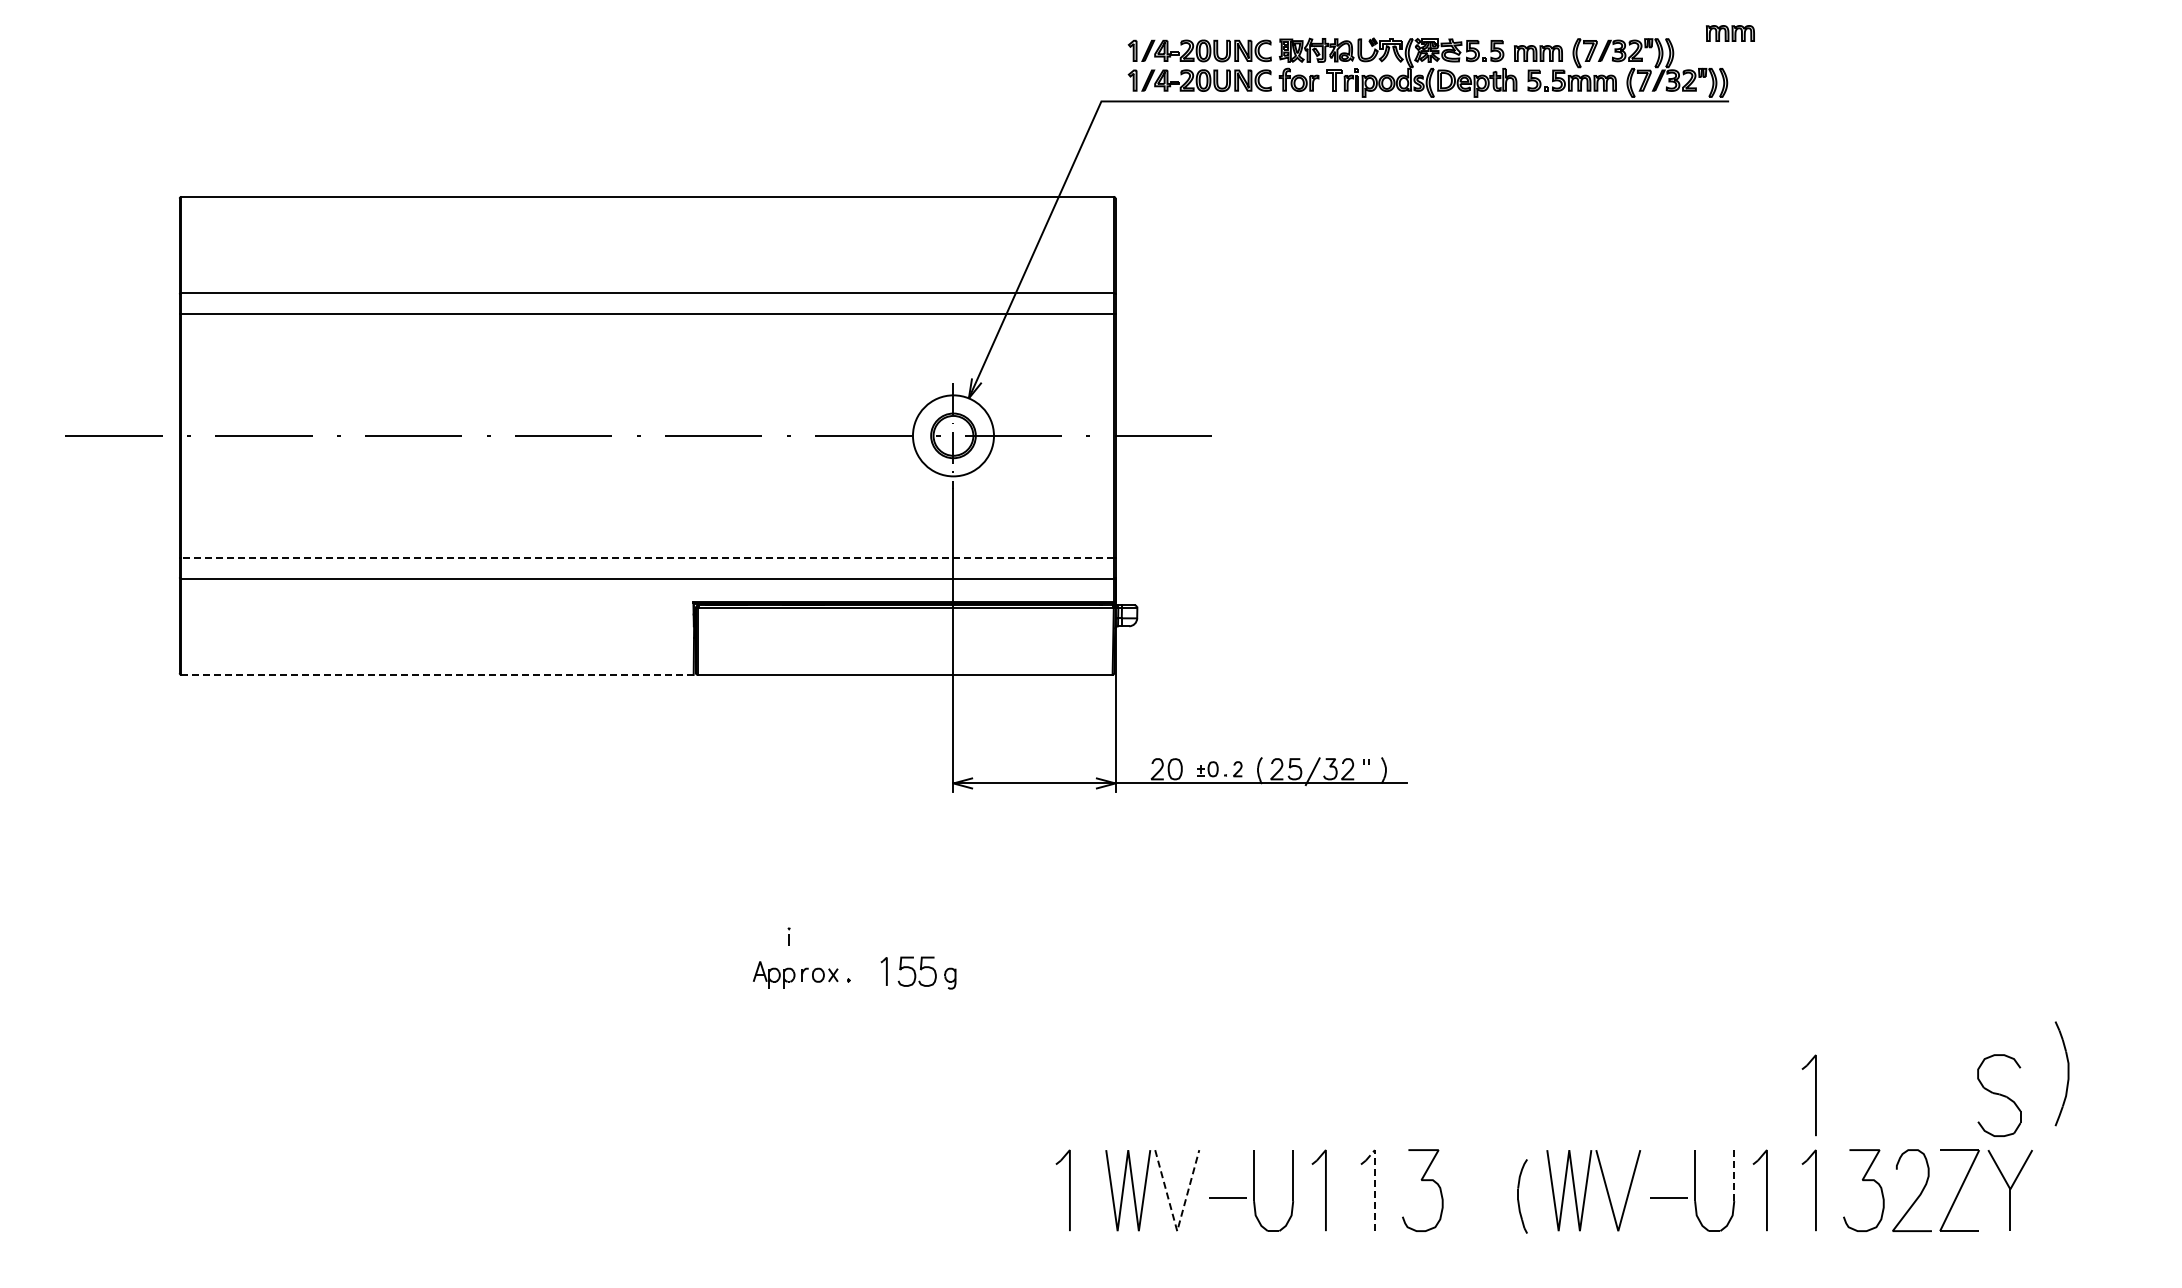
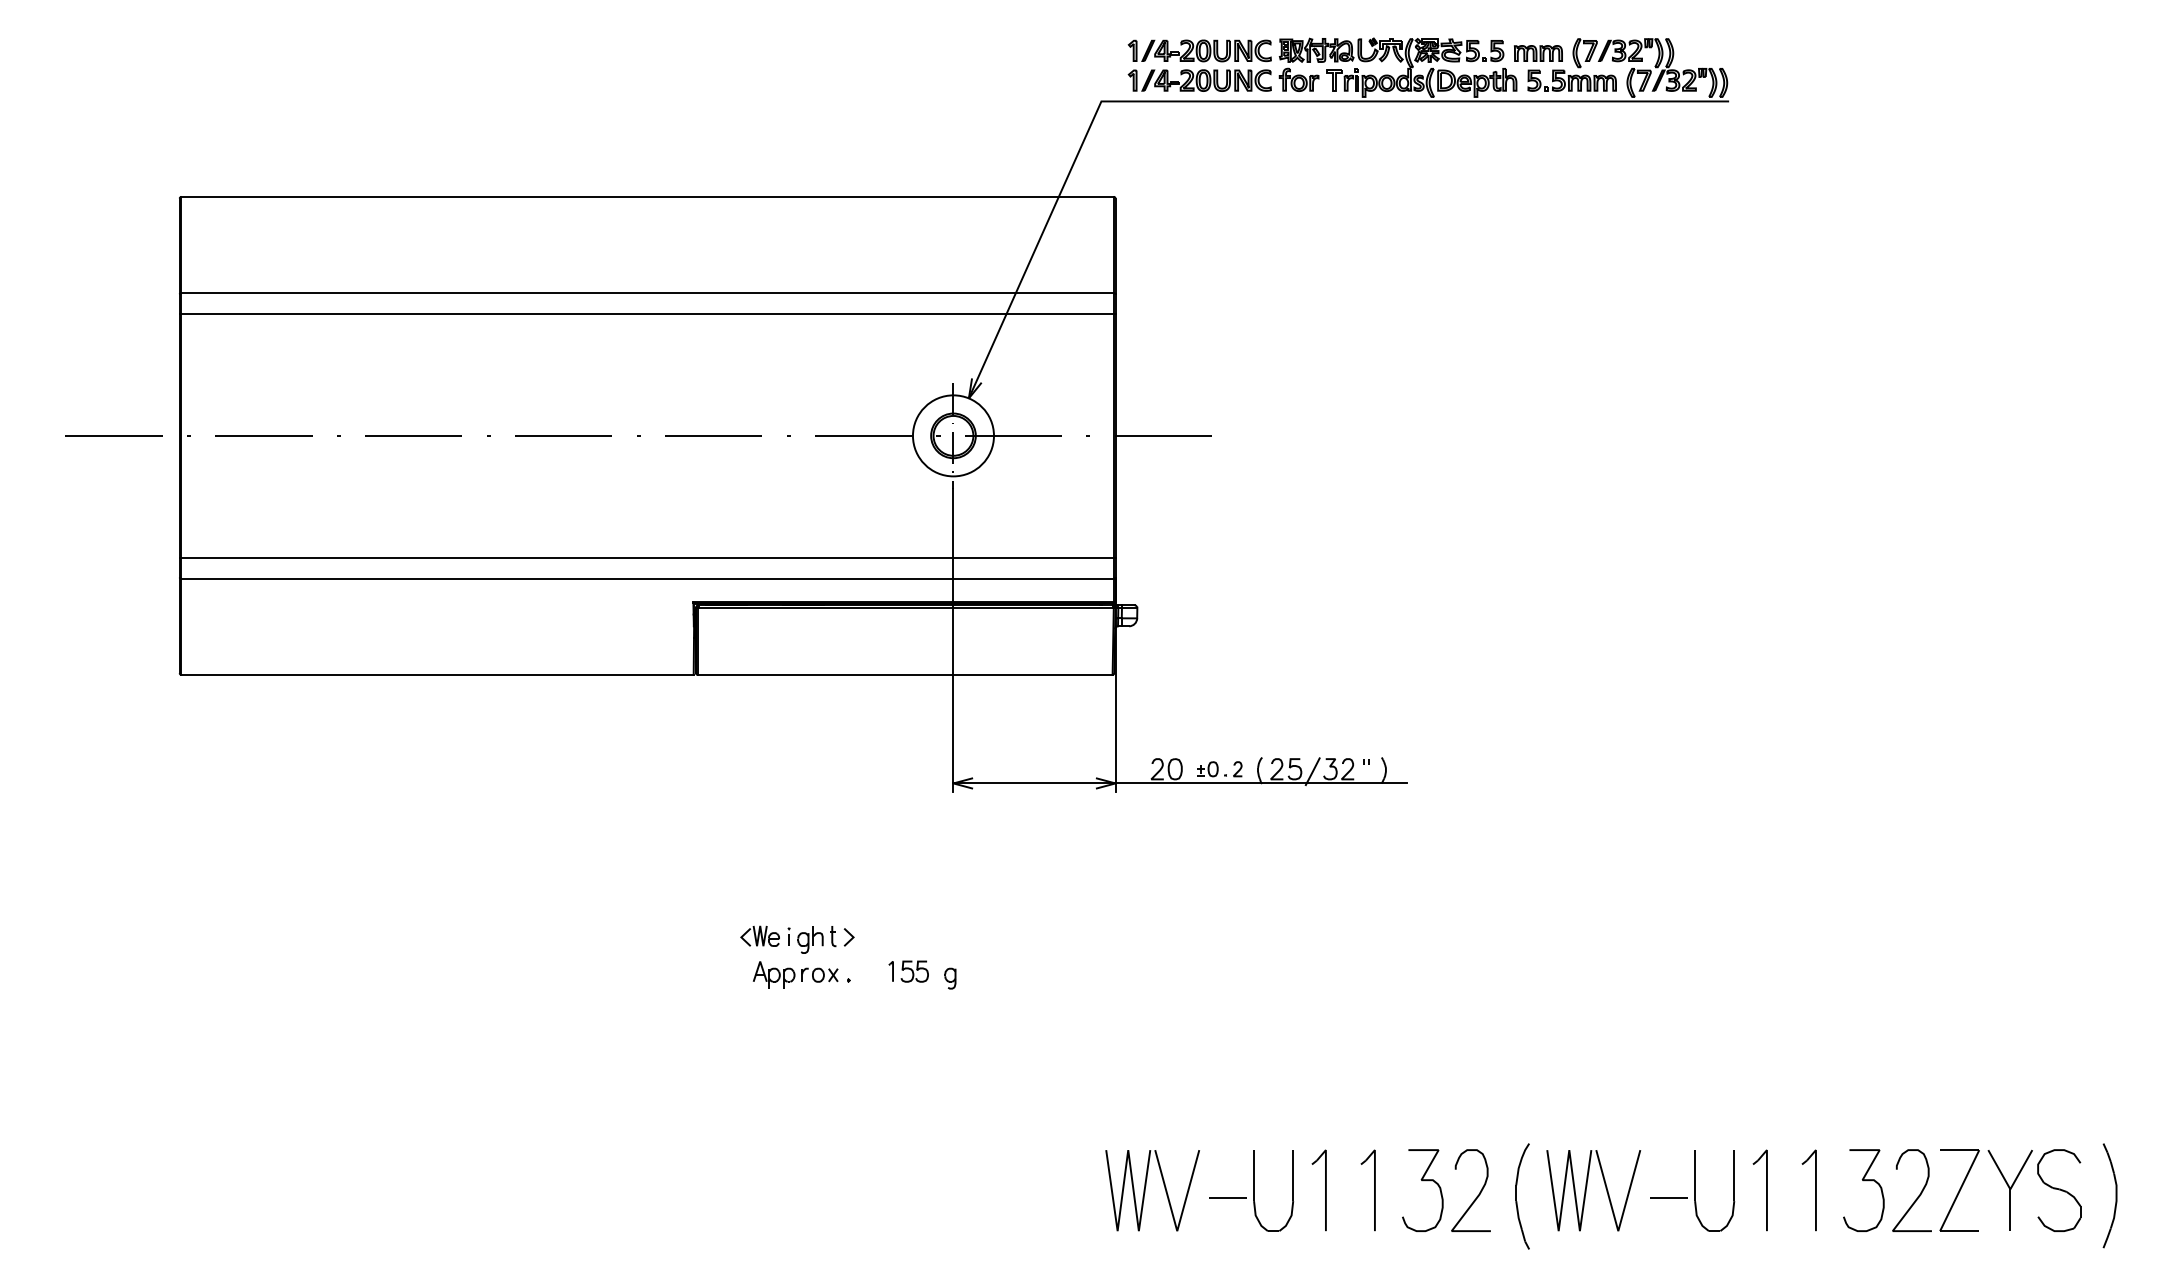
part: present -> none (1730, 33)
line: dashed -> solid (647, 558)
line: dashed -> solid (437, 674)
part: none -> present (759, 935)
part: none -> present (825, 939)
part size: 57x31 px -> 41x23 px (908, 971)
part position: (2061, 1073) -> (2109, 1195) (2109, 1195)
part: present -> none (1815, 1095)
part position: (1999, 1095) -> (2059, 1190) (2059, 1190)
line: dashed -> solid (1734, 1176)
line: dashed -> solid (1374, 1183)
part: present -> none (1069, 1190)
curve: none -> present (1476, 1196)
part size: 11x75 px -> 15x107 px (1522, 1196)
line: dashed -> solid (1177, 1231)
